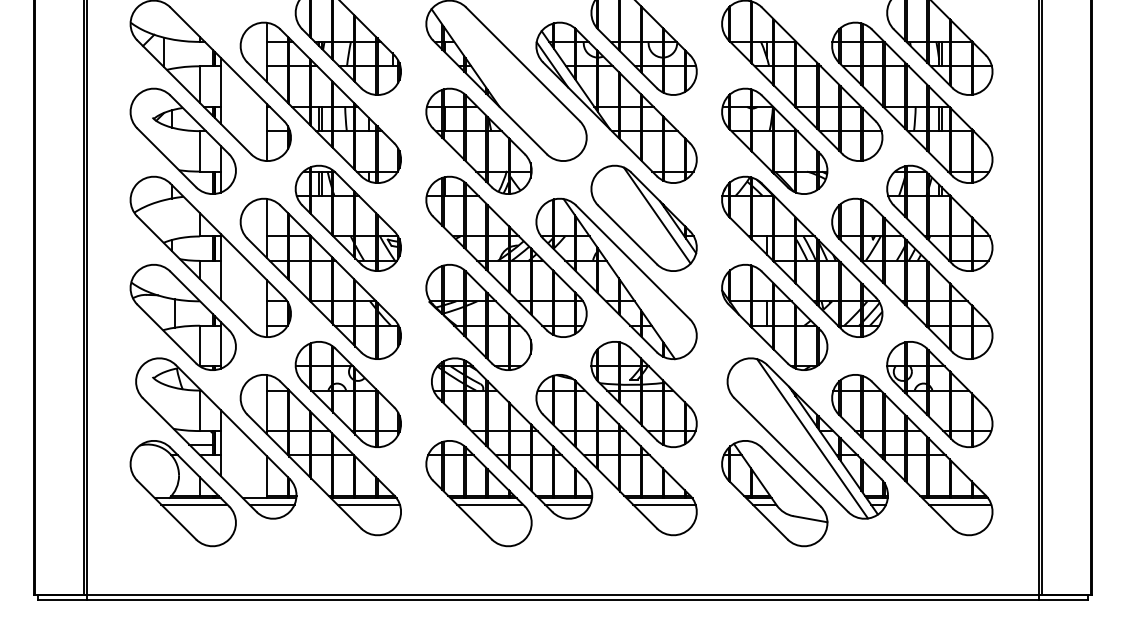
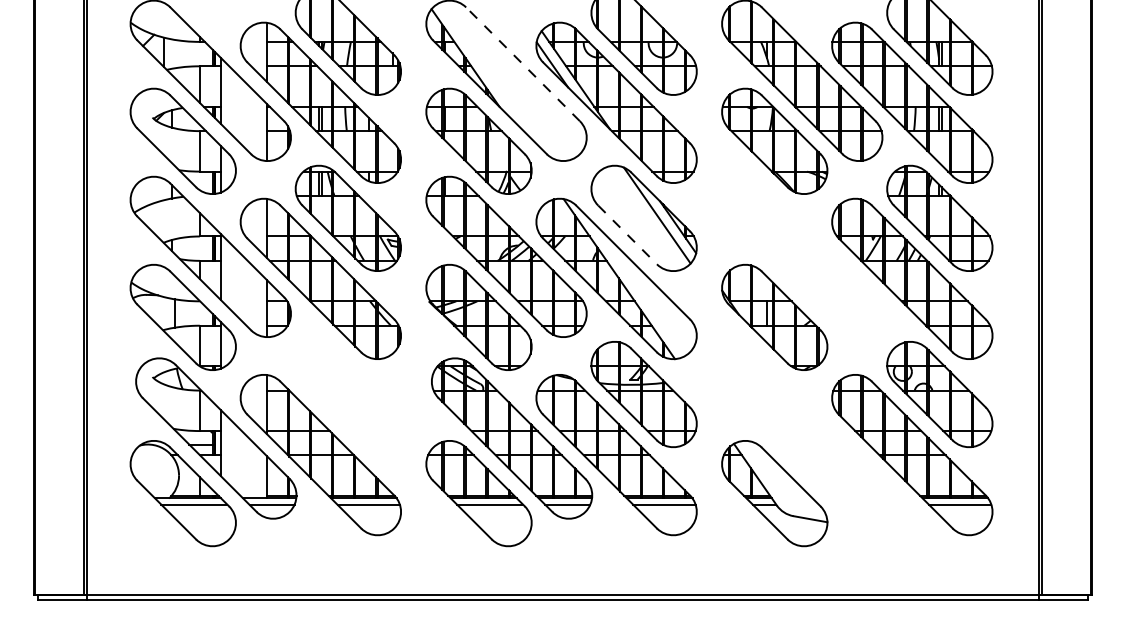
line: solid -> dashed (522, 63)
line: solid -> dashed (627, 234)
part: present -> none (802, 256)
part: present -> none (347, 394)
part: present -> none (807, 438)
